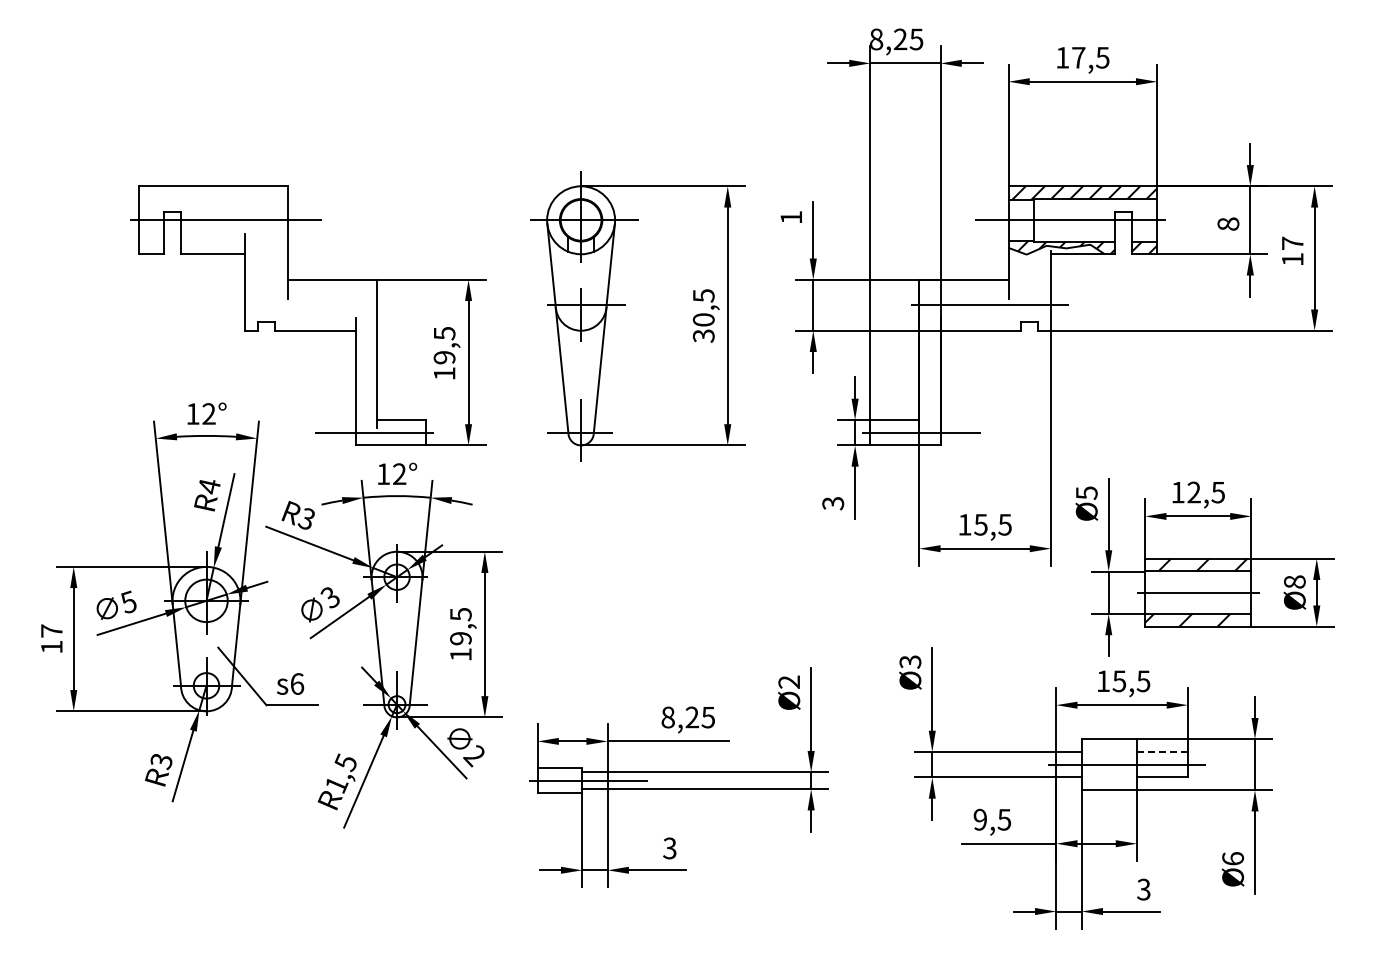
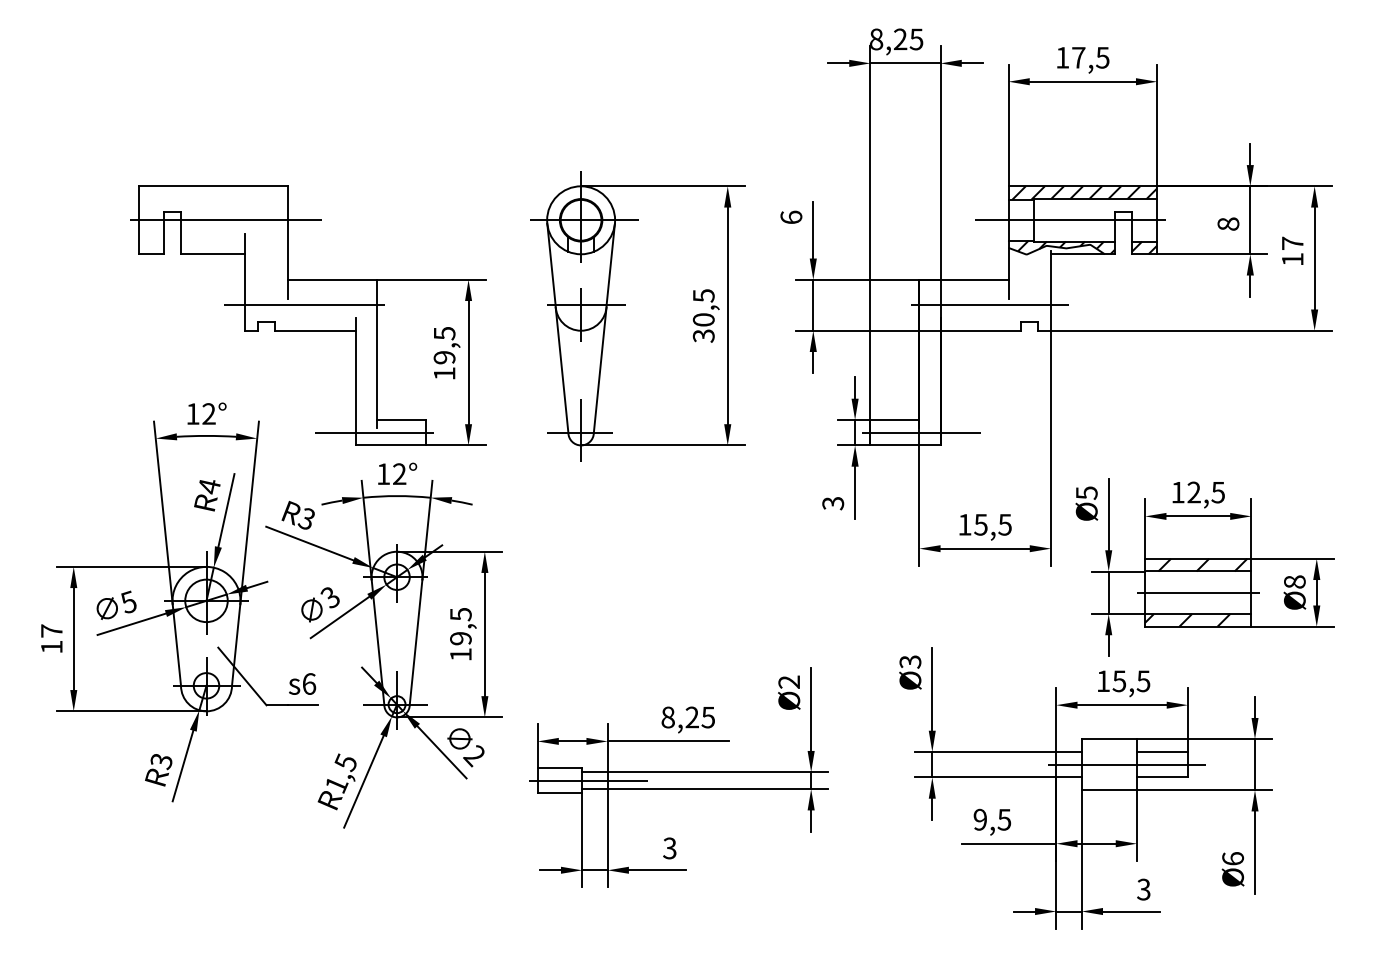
text: 1 -> 6 (791, 216)
line: none -> present (304, 305)
text position: (290, 683) -> (302, 683) (302, 683)
line: dashed -> solid (1162, 752)
